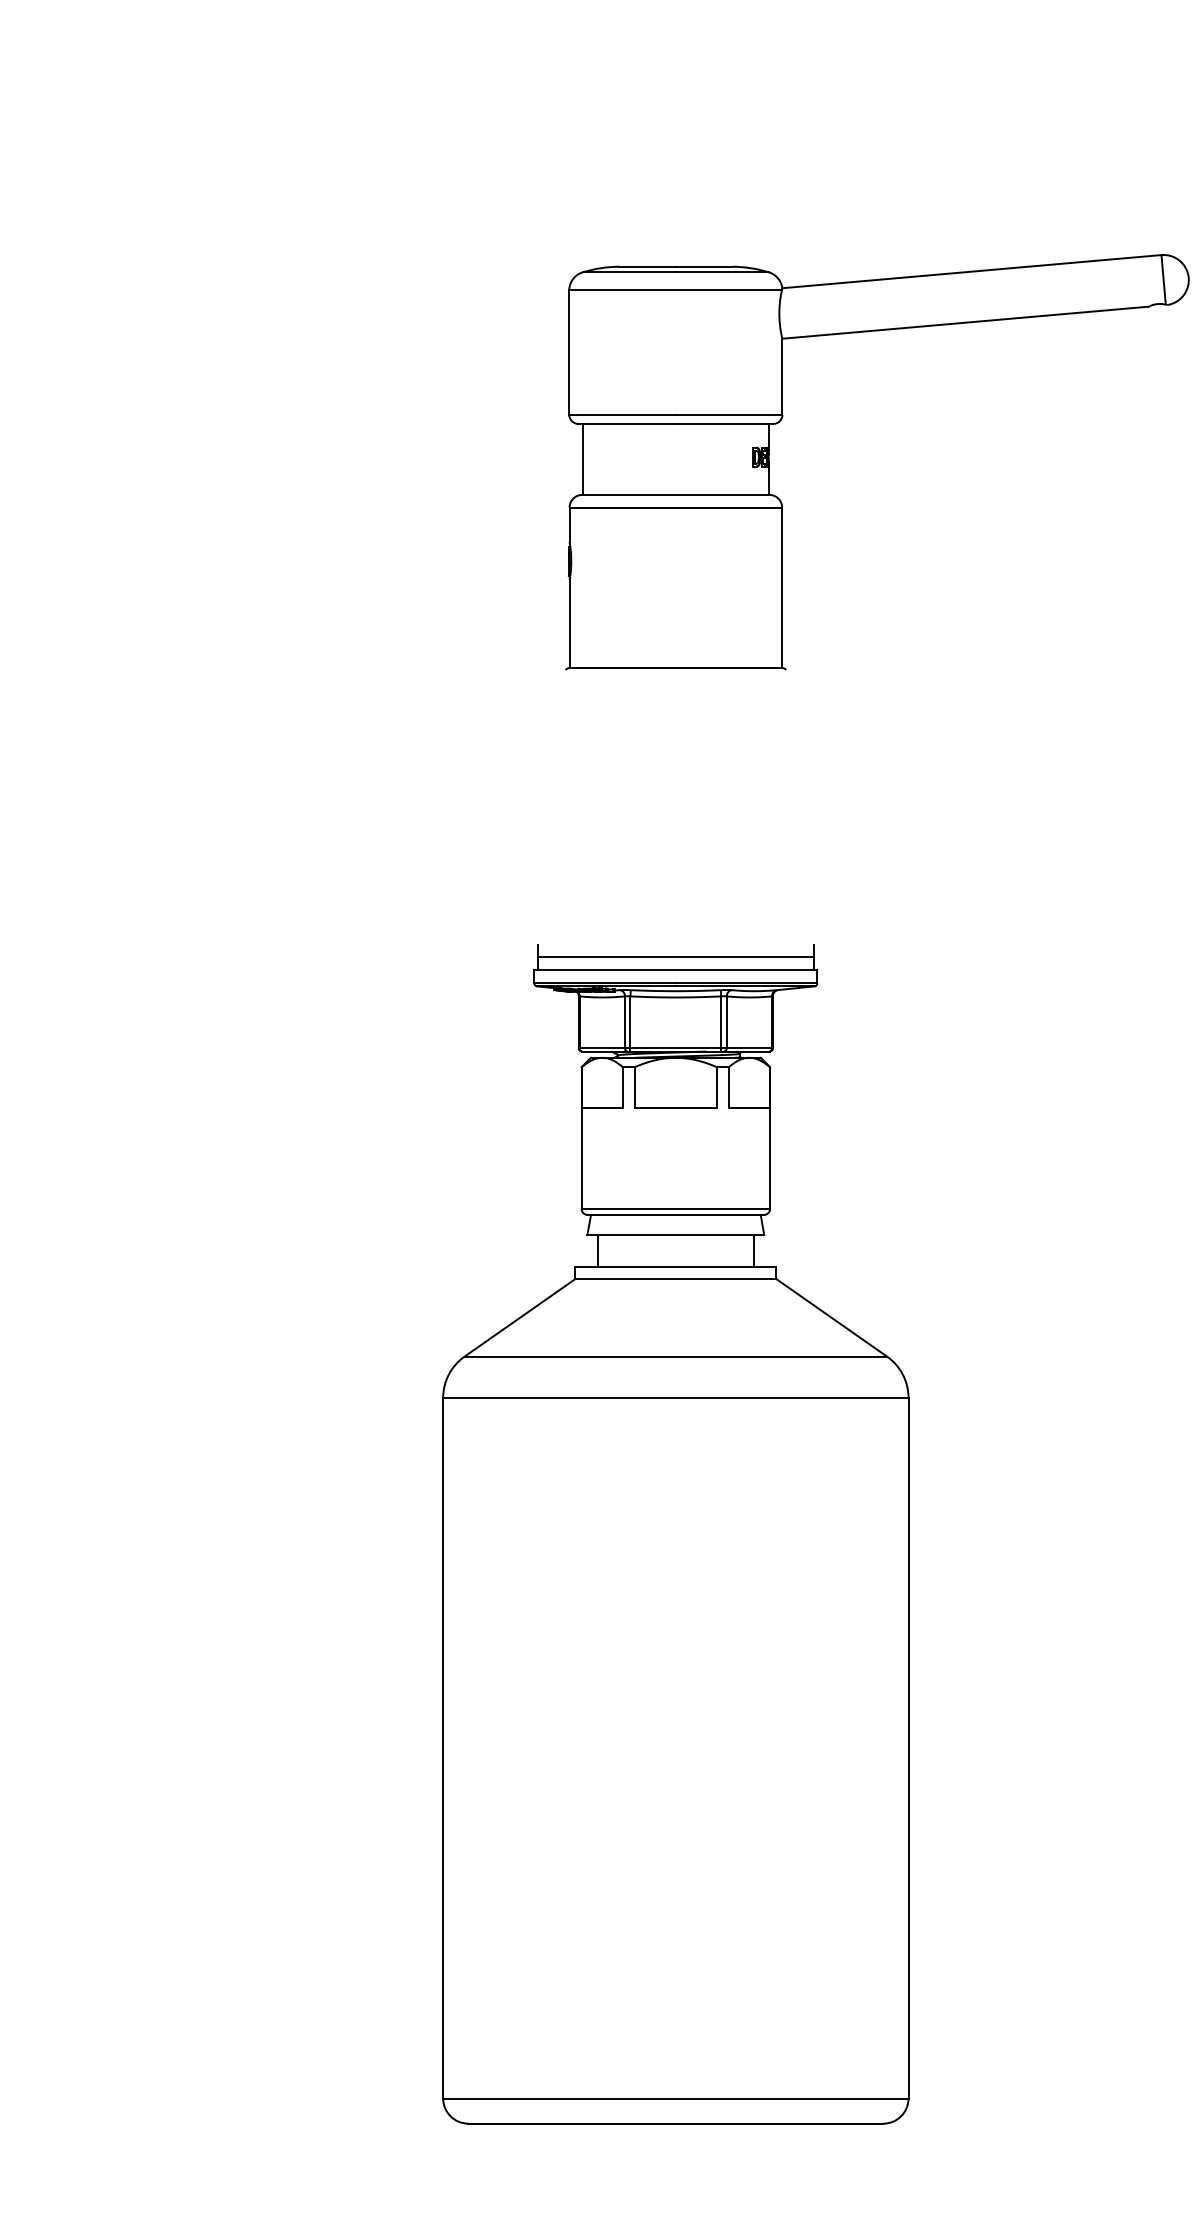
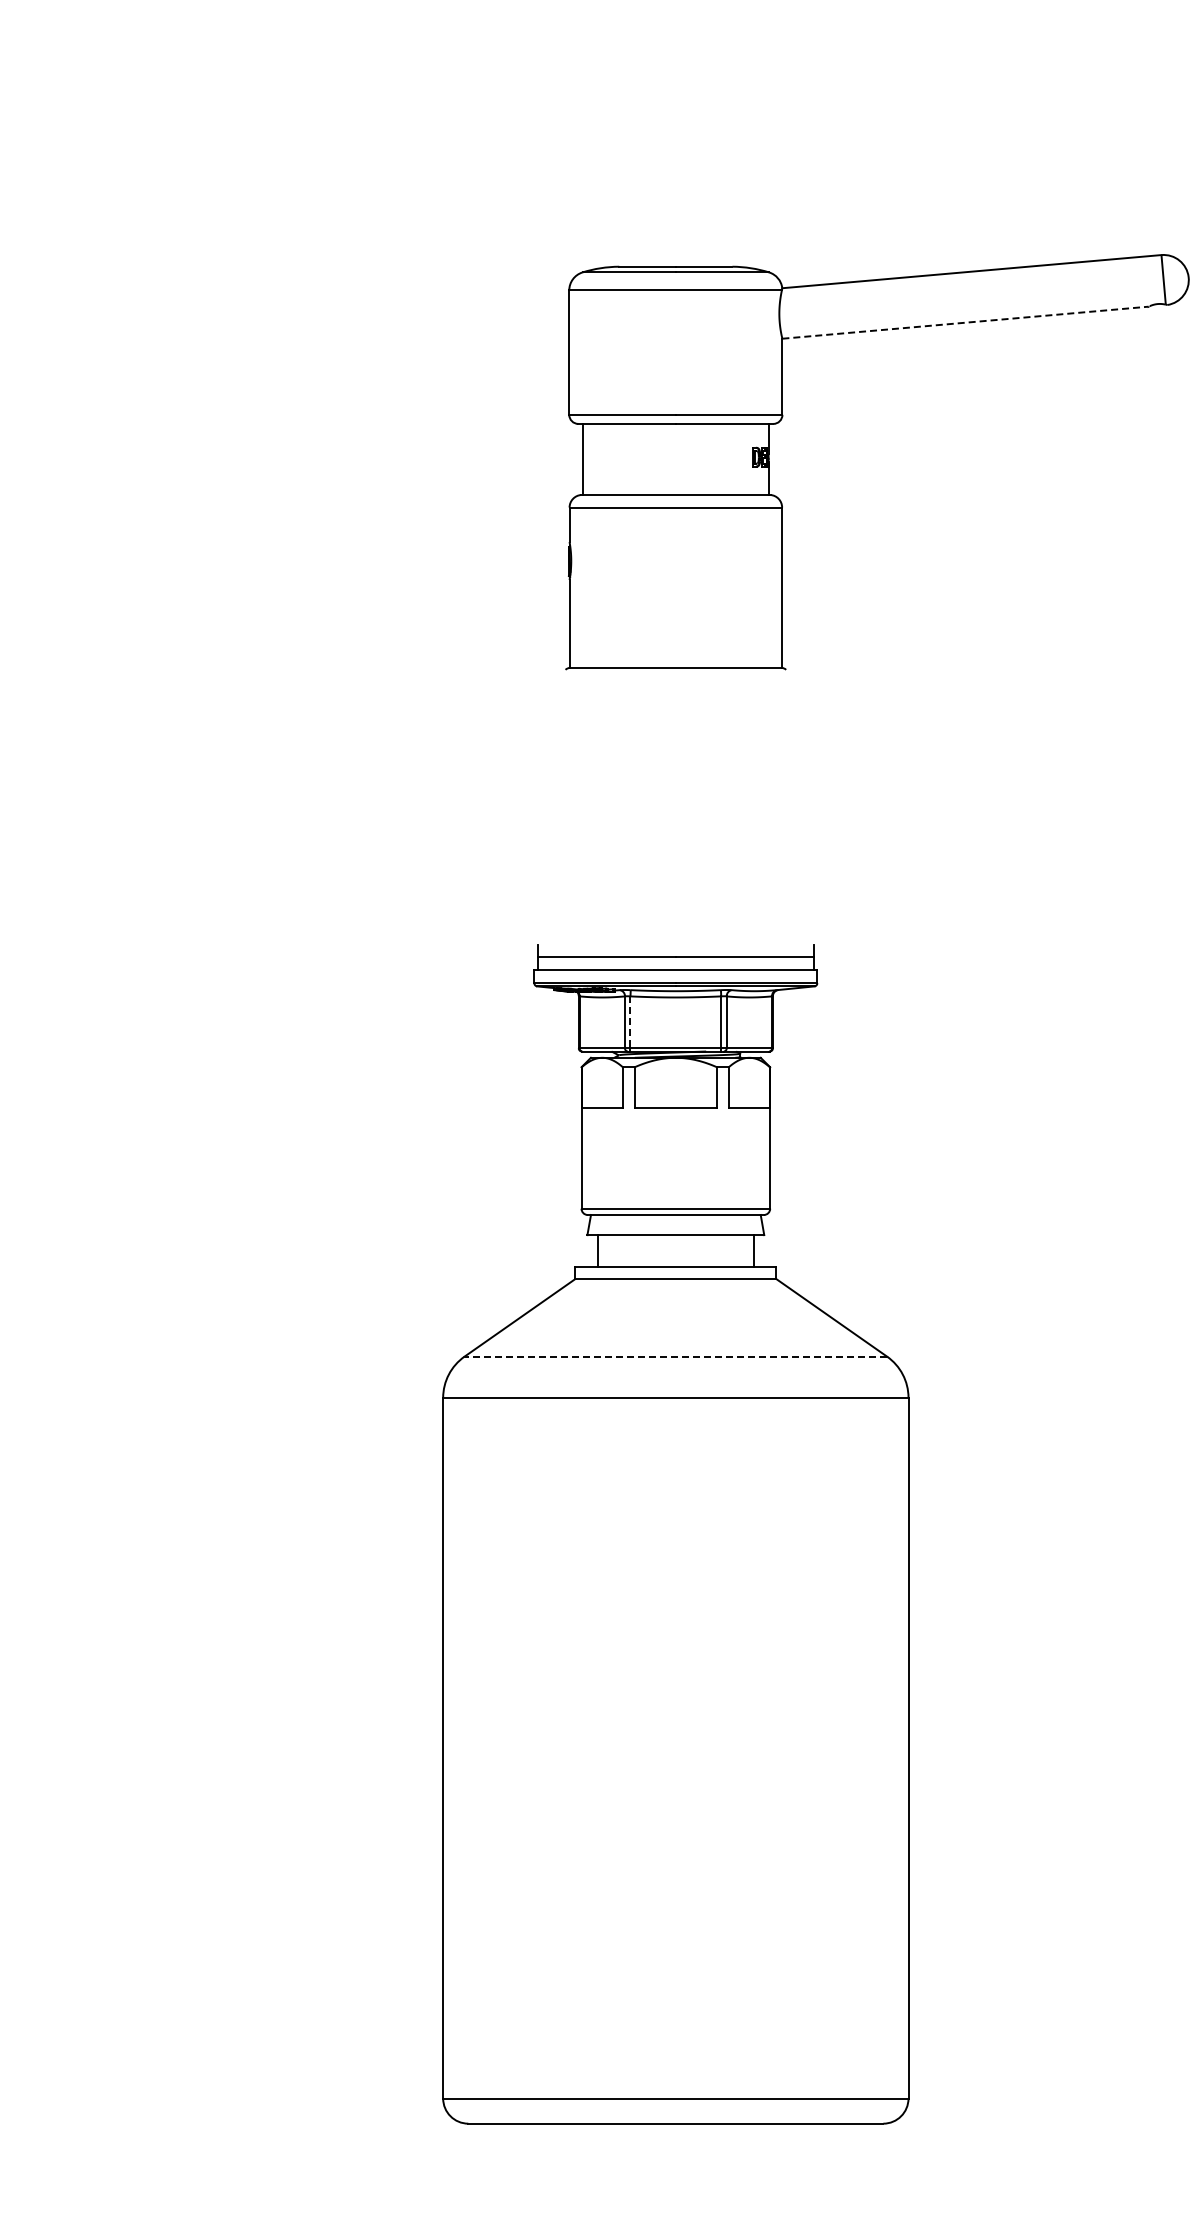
line: solid -> dashed (965, 322)
line: solid -> dashed (630, 1022)
line: solid -> dashed (675, 1356)
